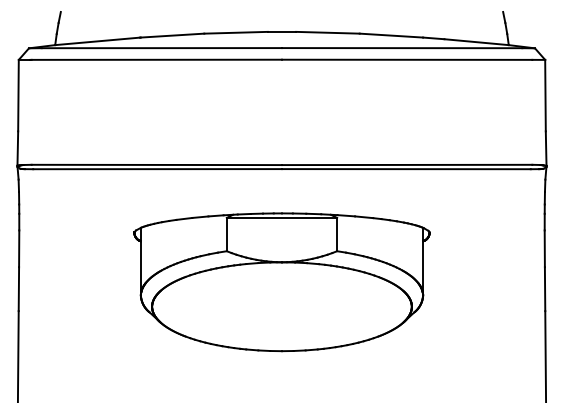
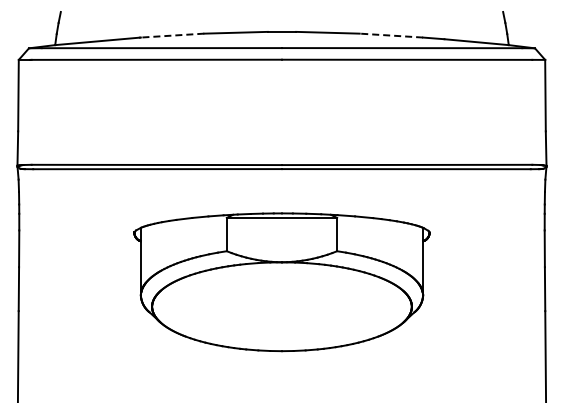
line: solid -> dashed (172, 35)
line: solid -> dashed (391, 35)
